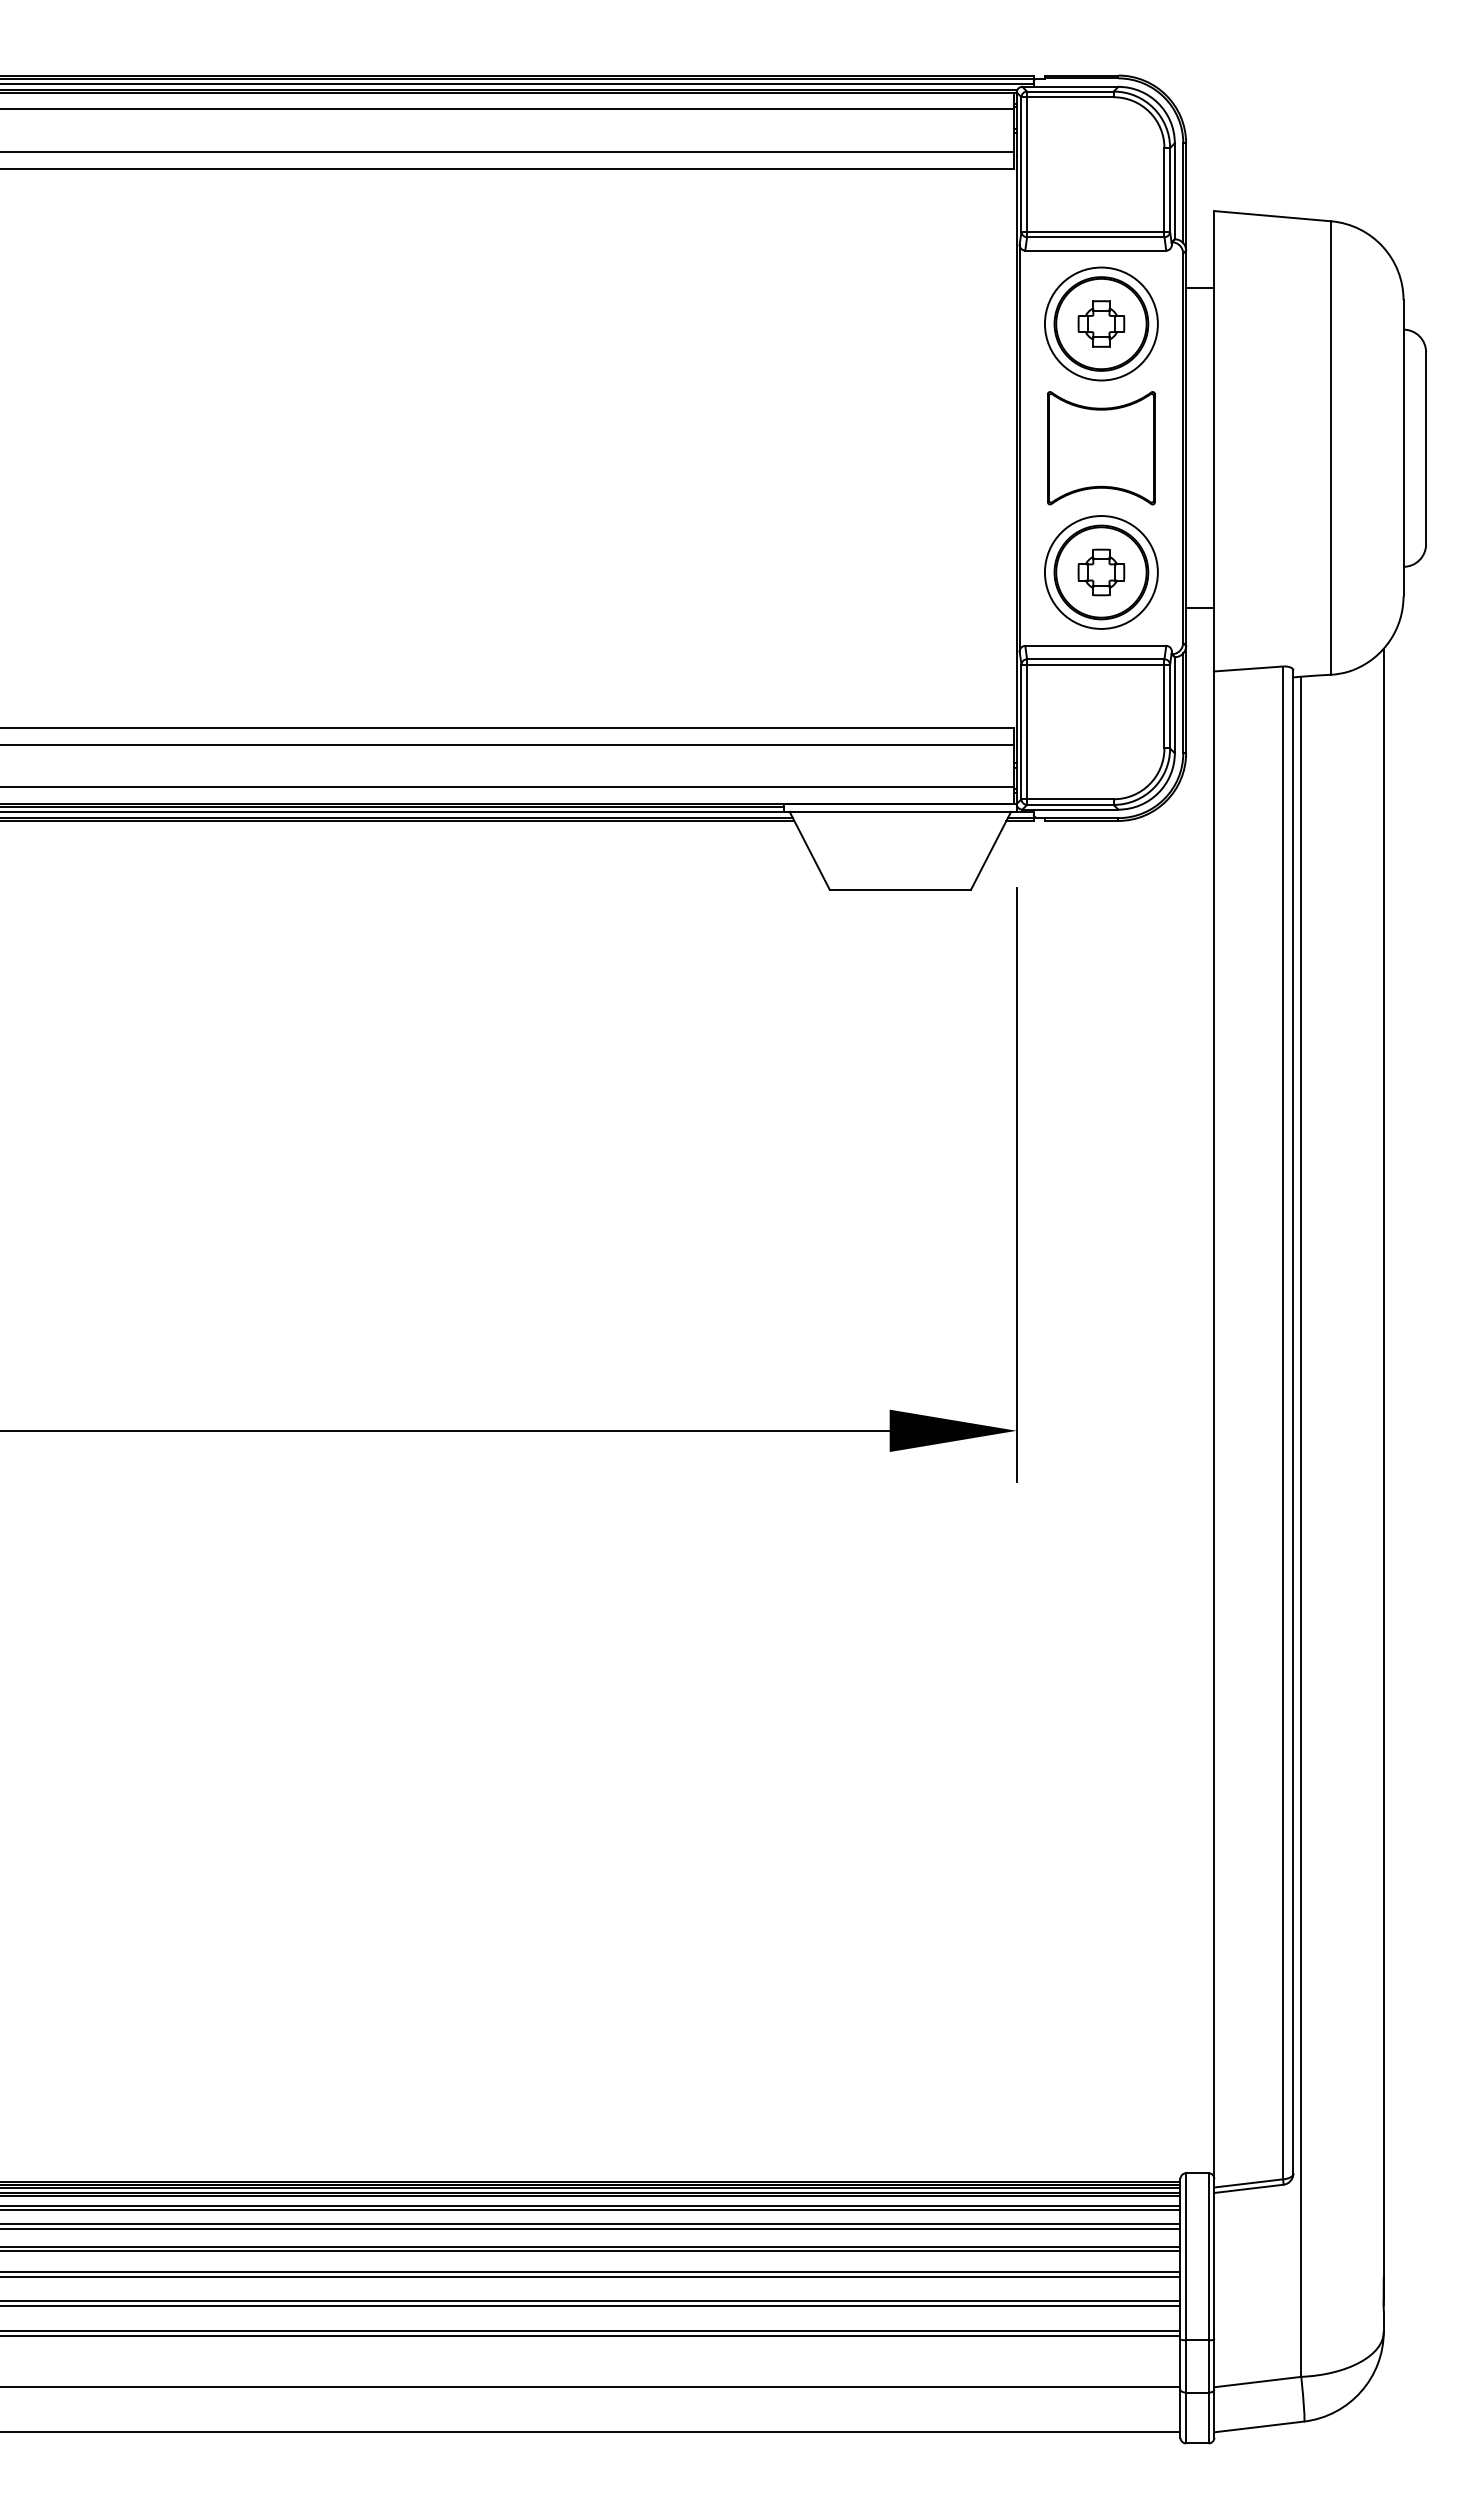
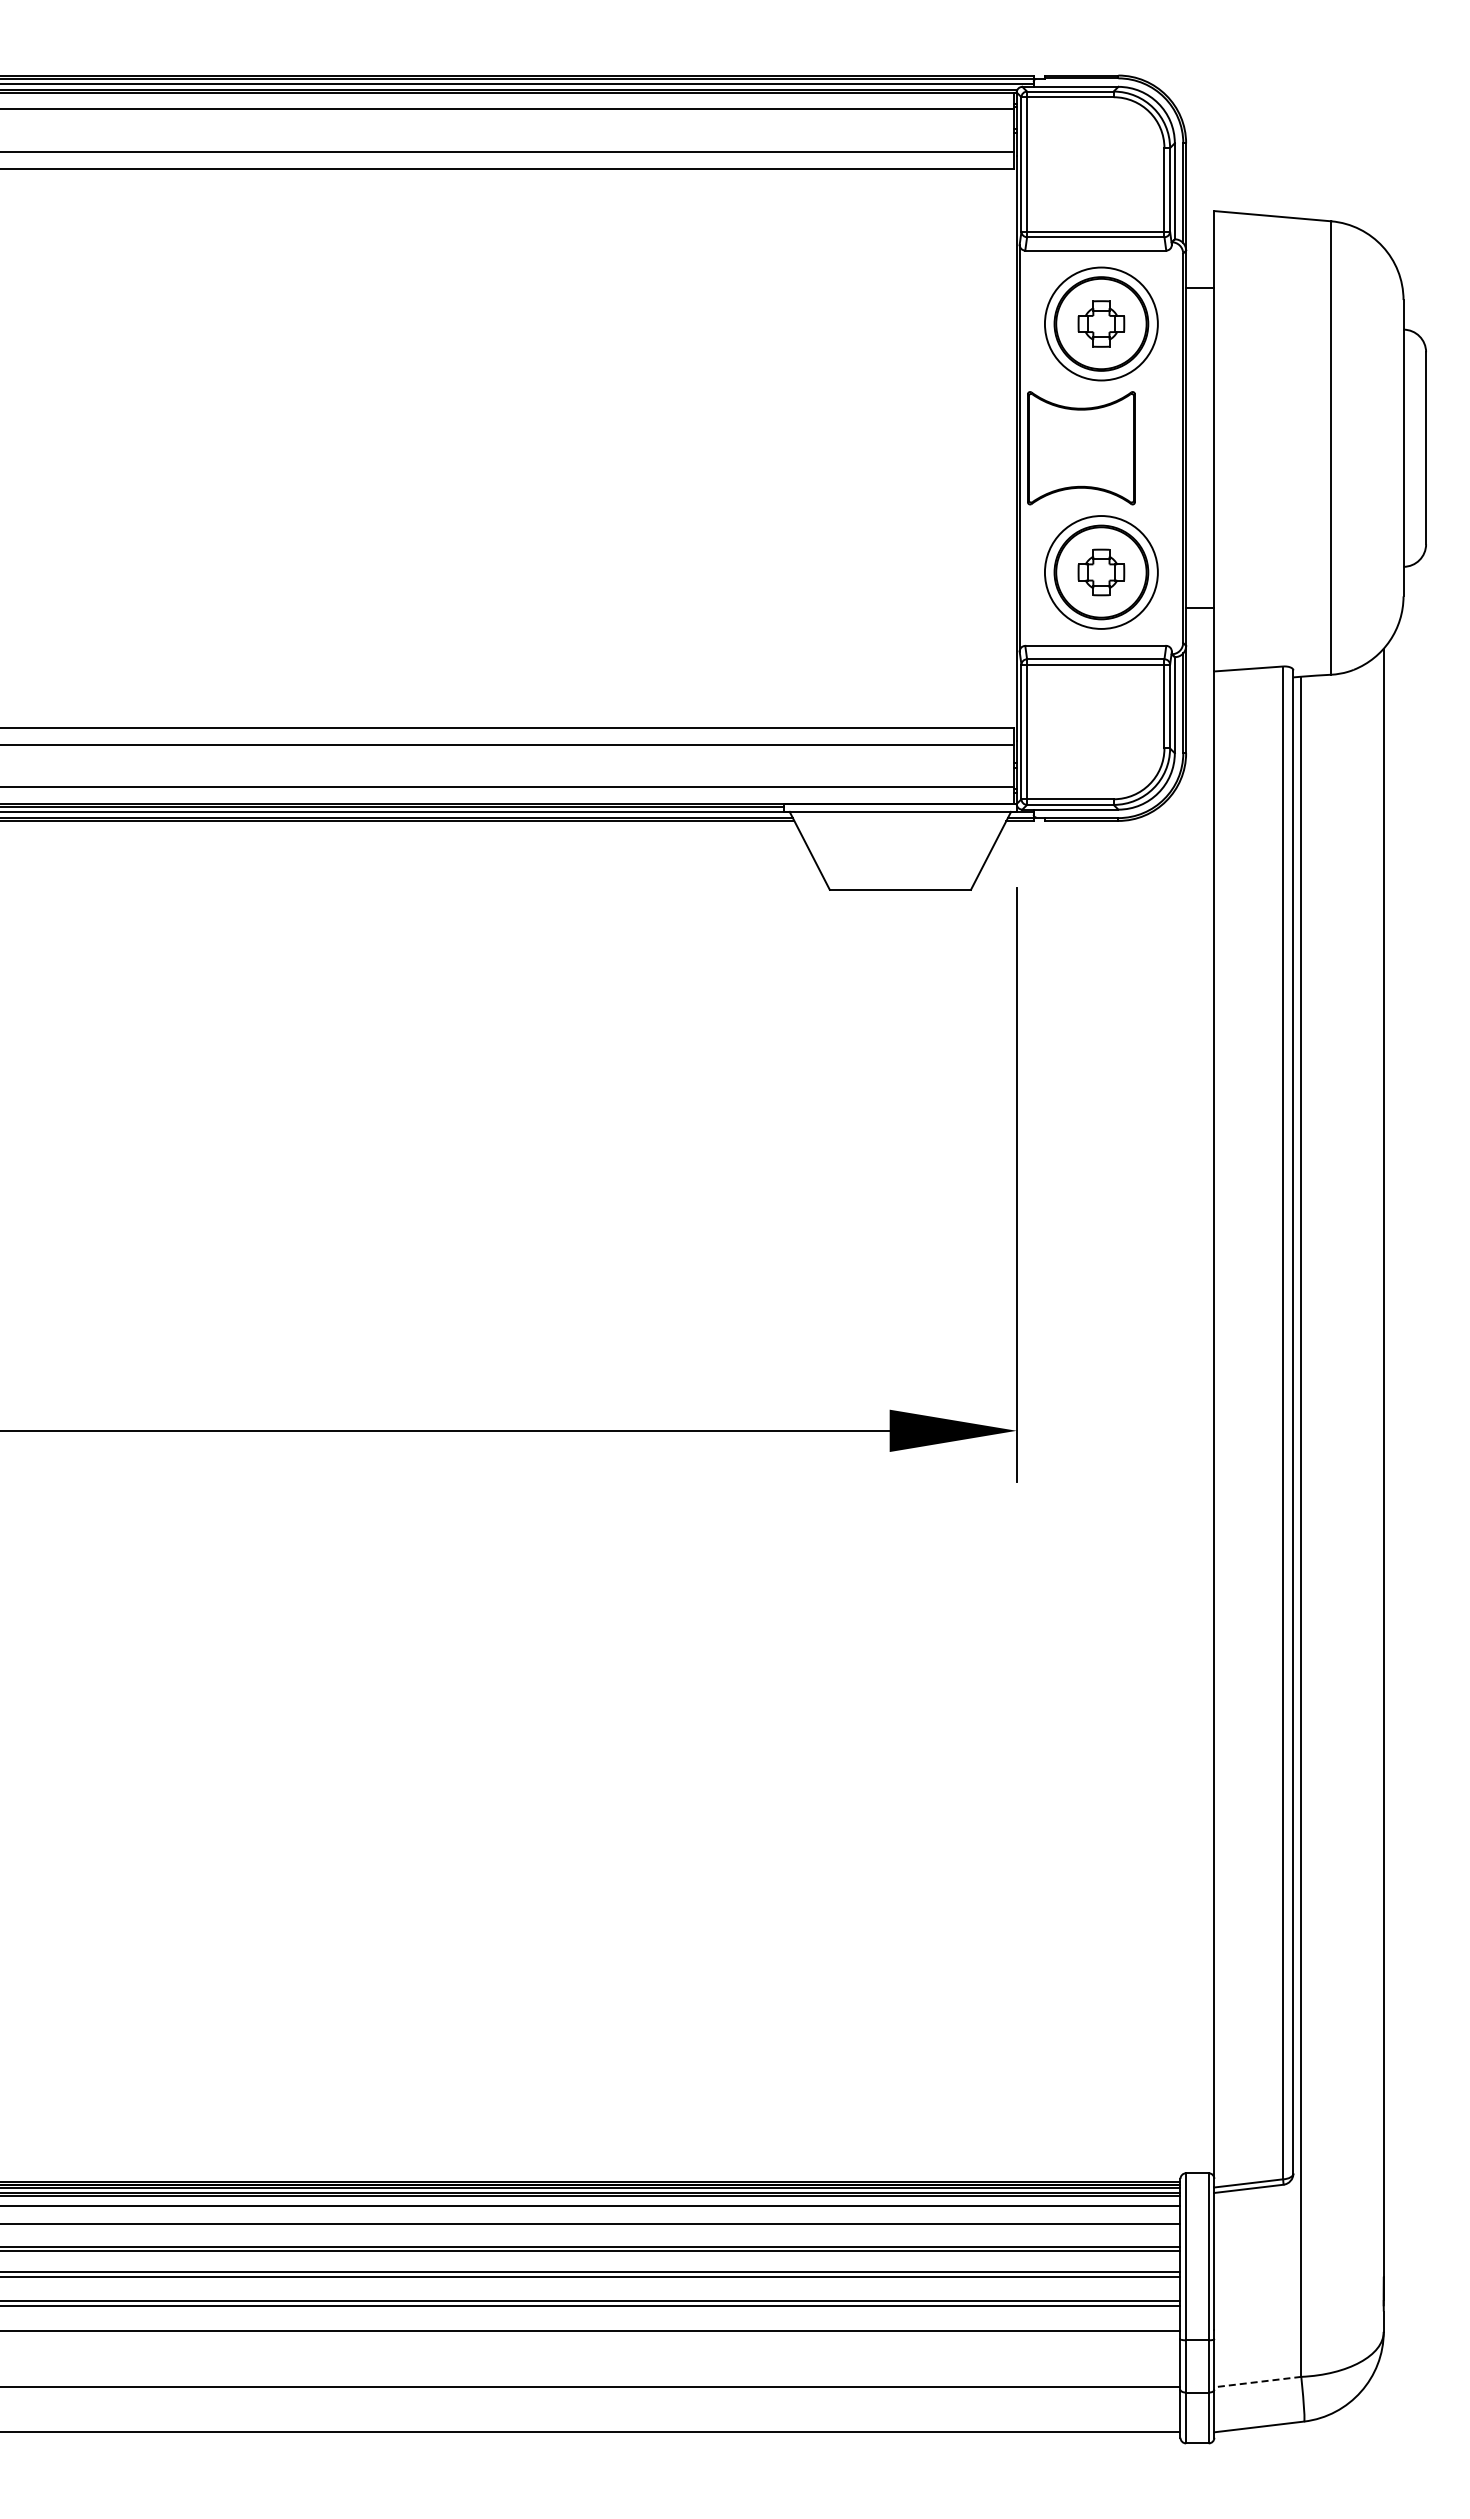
part position: (1101, 448) -> (1081, 448) (1081, 448)
line: present -> none (591, 2210)
line: present -> none (591, 2228)
line: present -> none (591, 2335)
line: solid -> dashed (1257, 2382)
